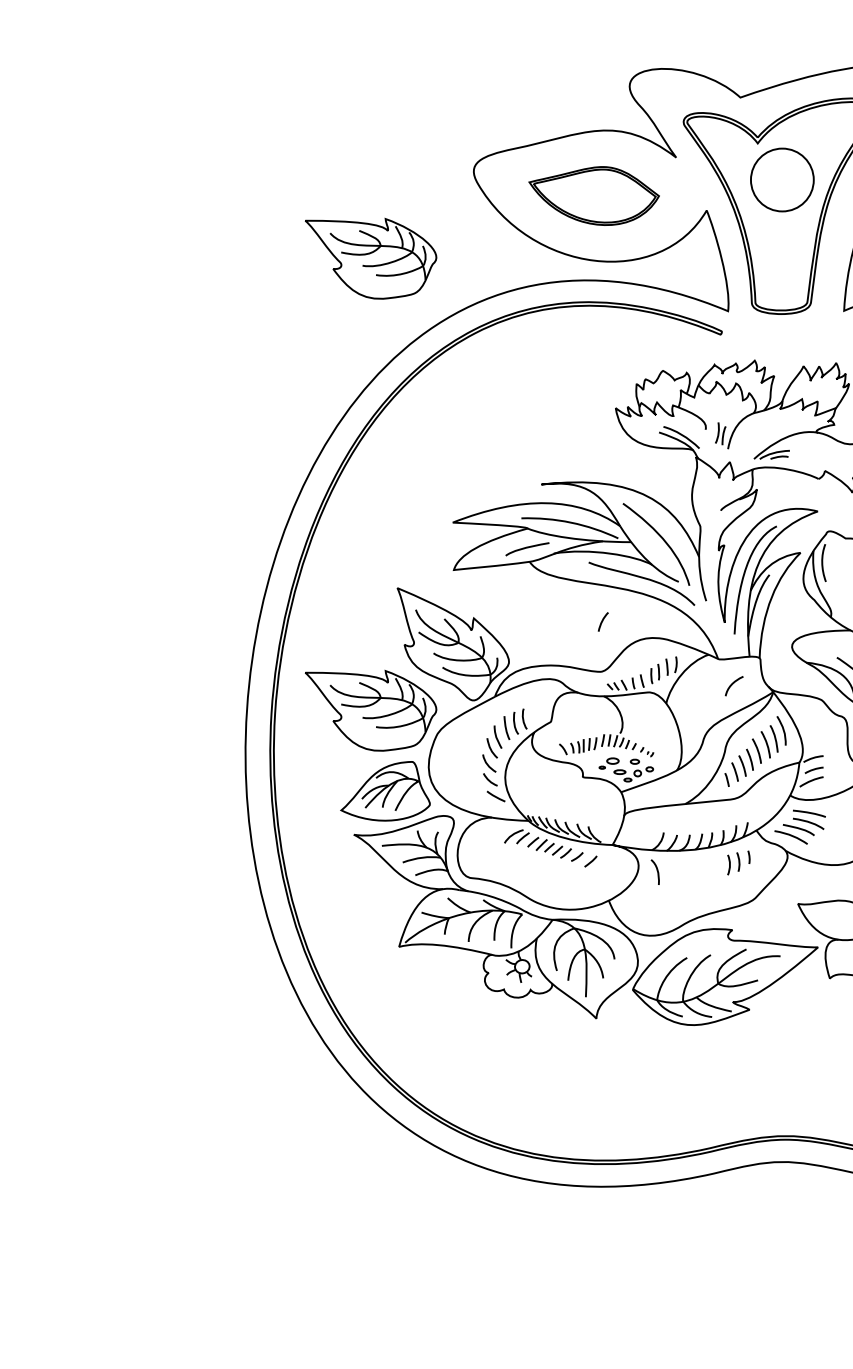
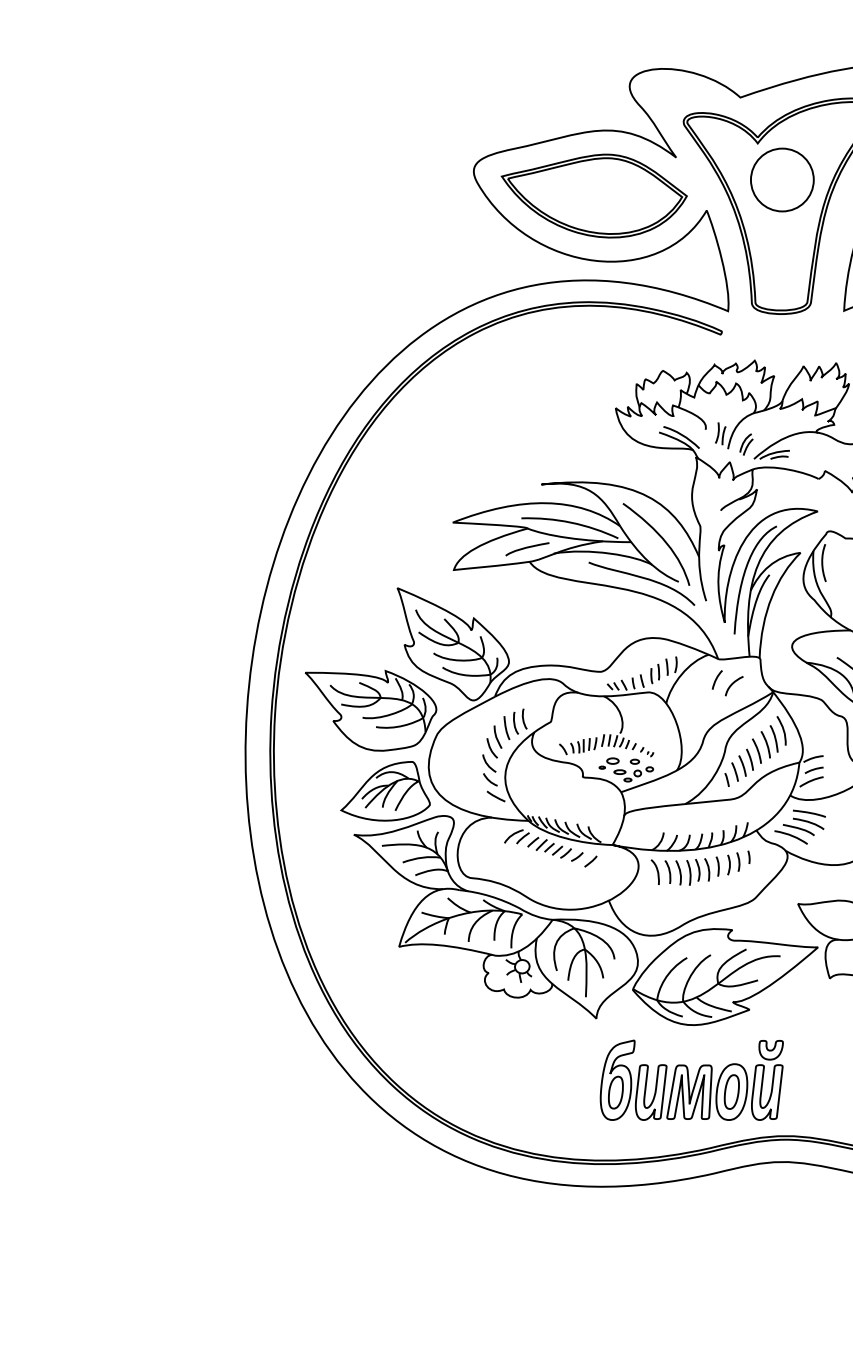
part size: 132x60 px -> 188x86 px (593, 195)
part: present -> none (371, 258)
part: none -> present (746, 444)
curve position: (602, 621) -> (716, 679) (716, 679)
part: none -> present (691, 870)
part: none -> present (691, 1079)
